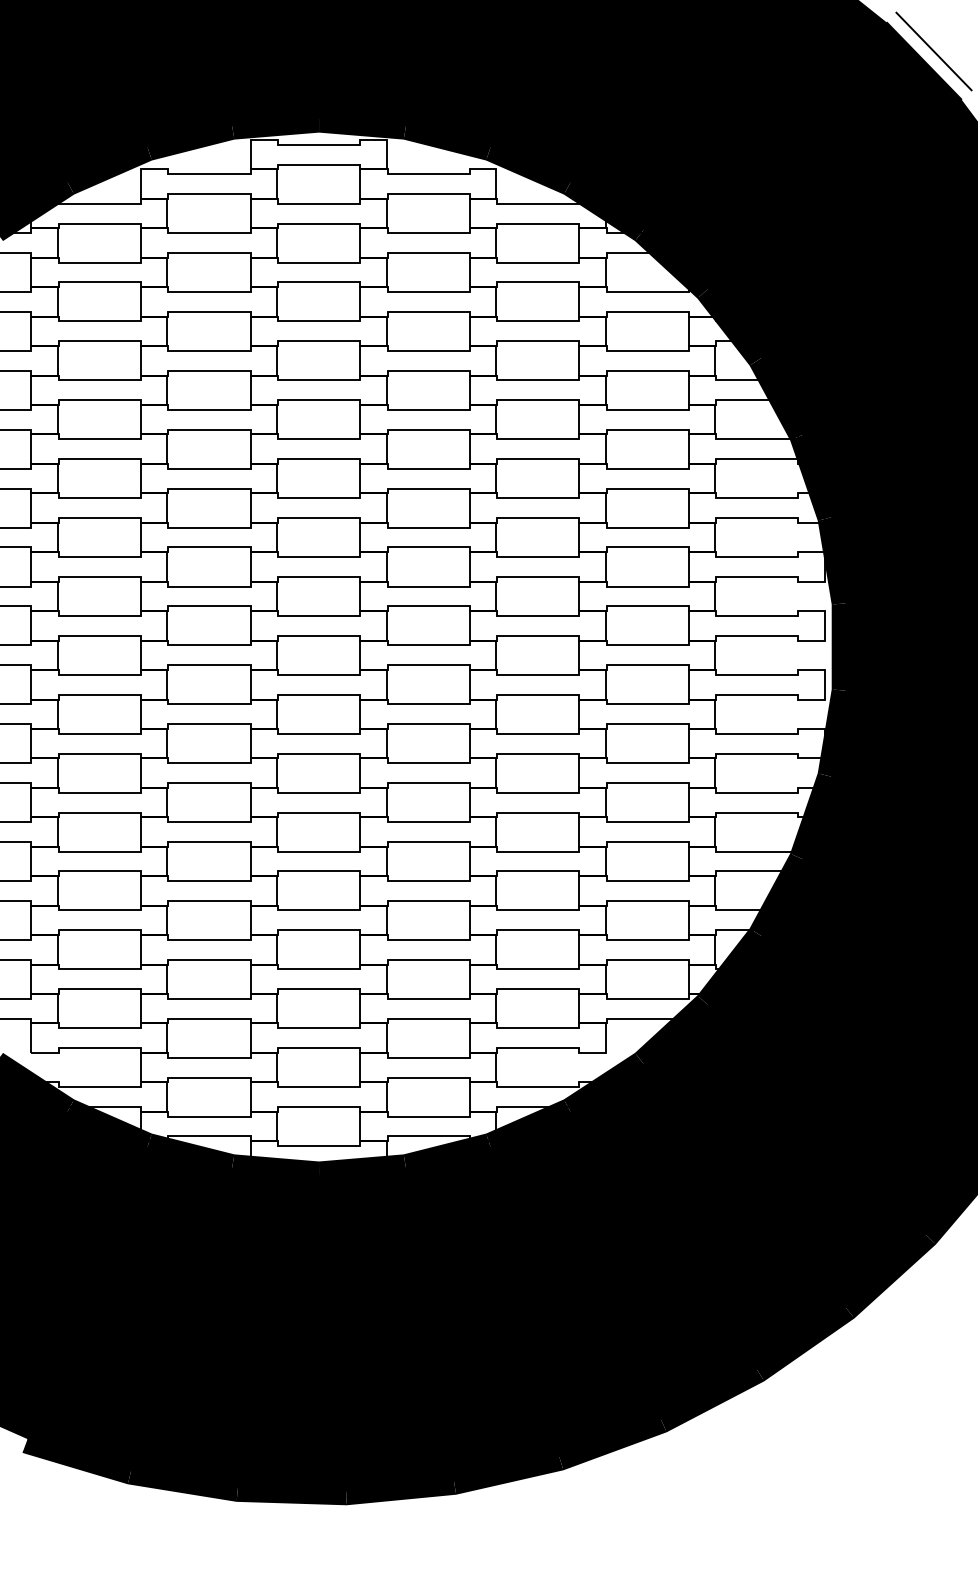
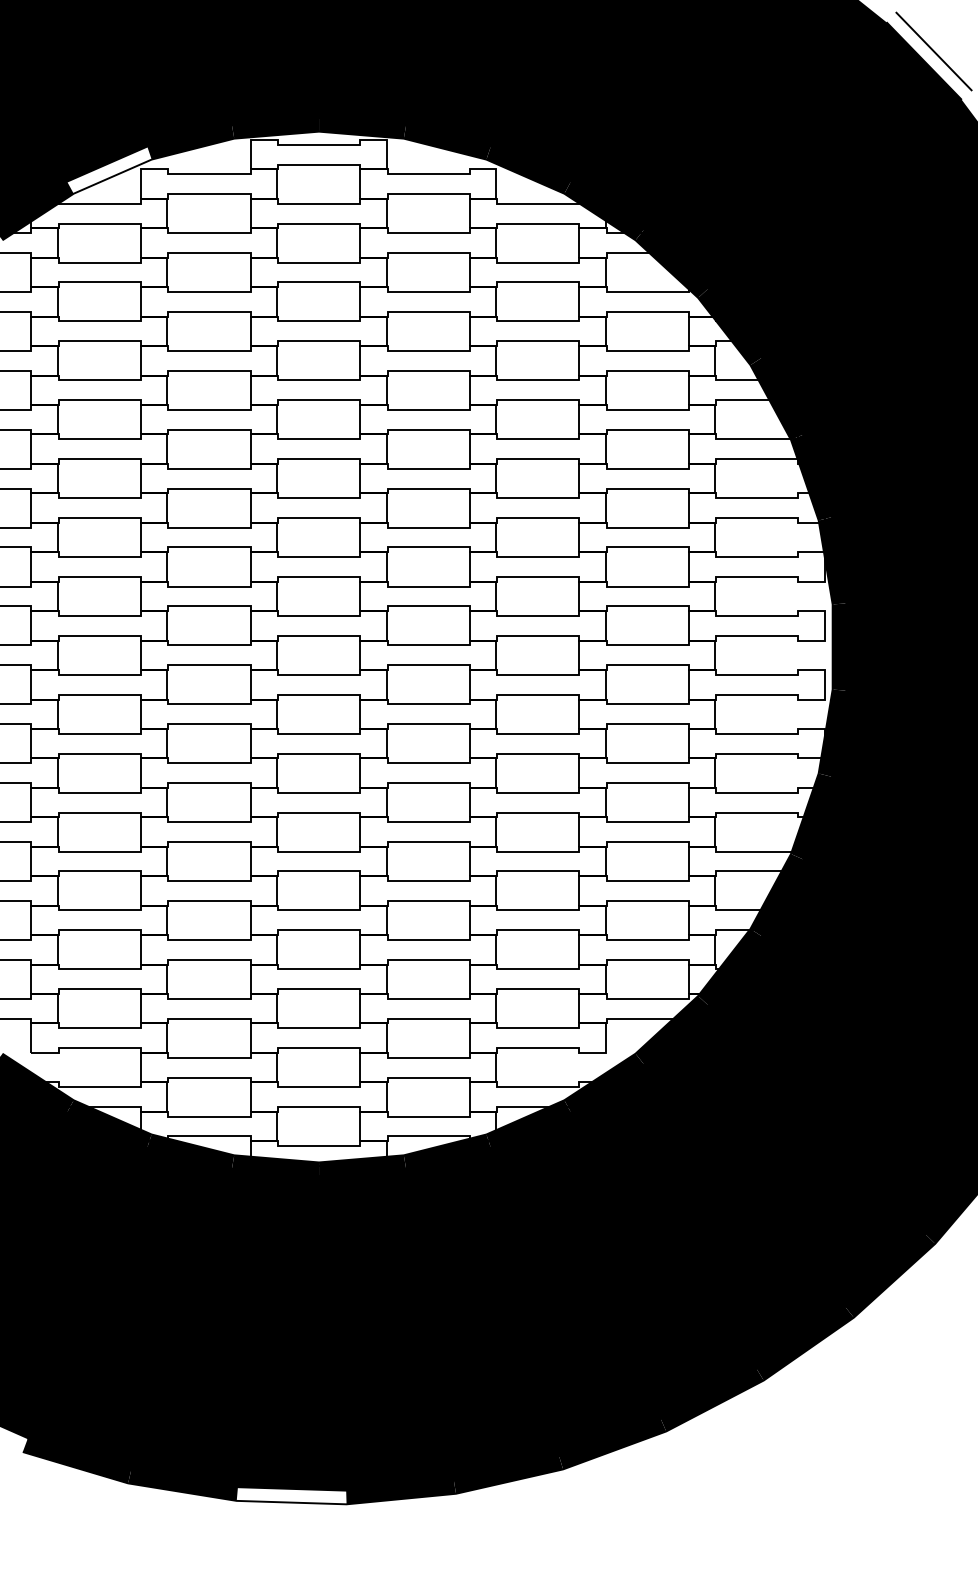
fill: present -> none (109, 169)
fill: present -> none (291, 1495)
